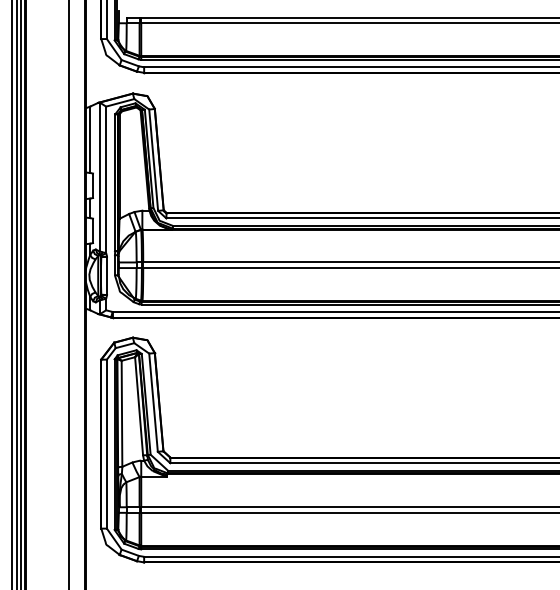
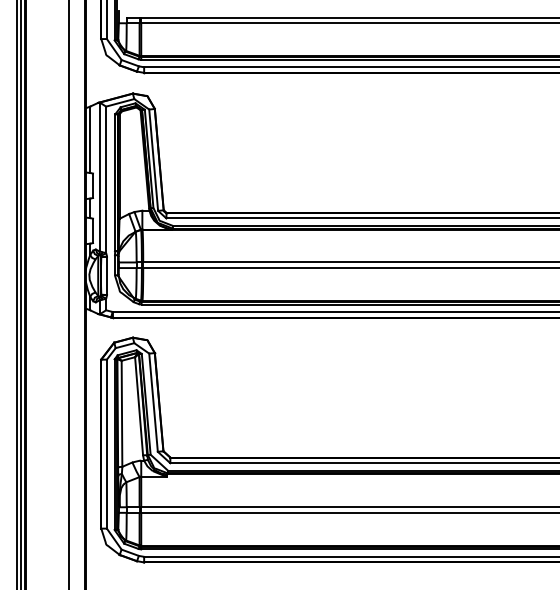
line: present -> none (12, 294)
